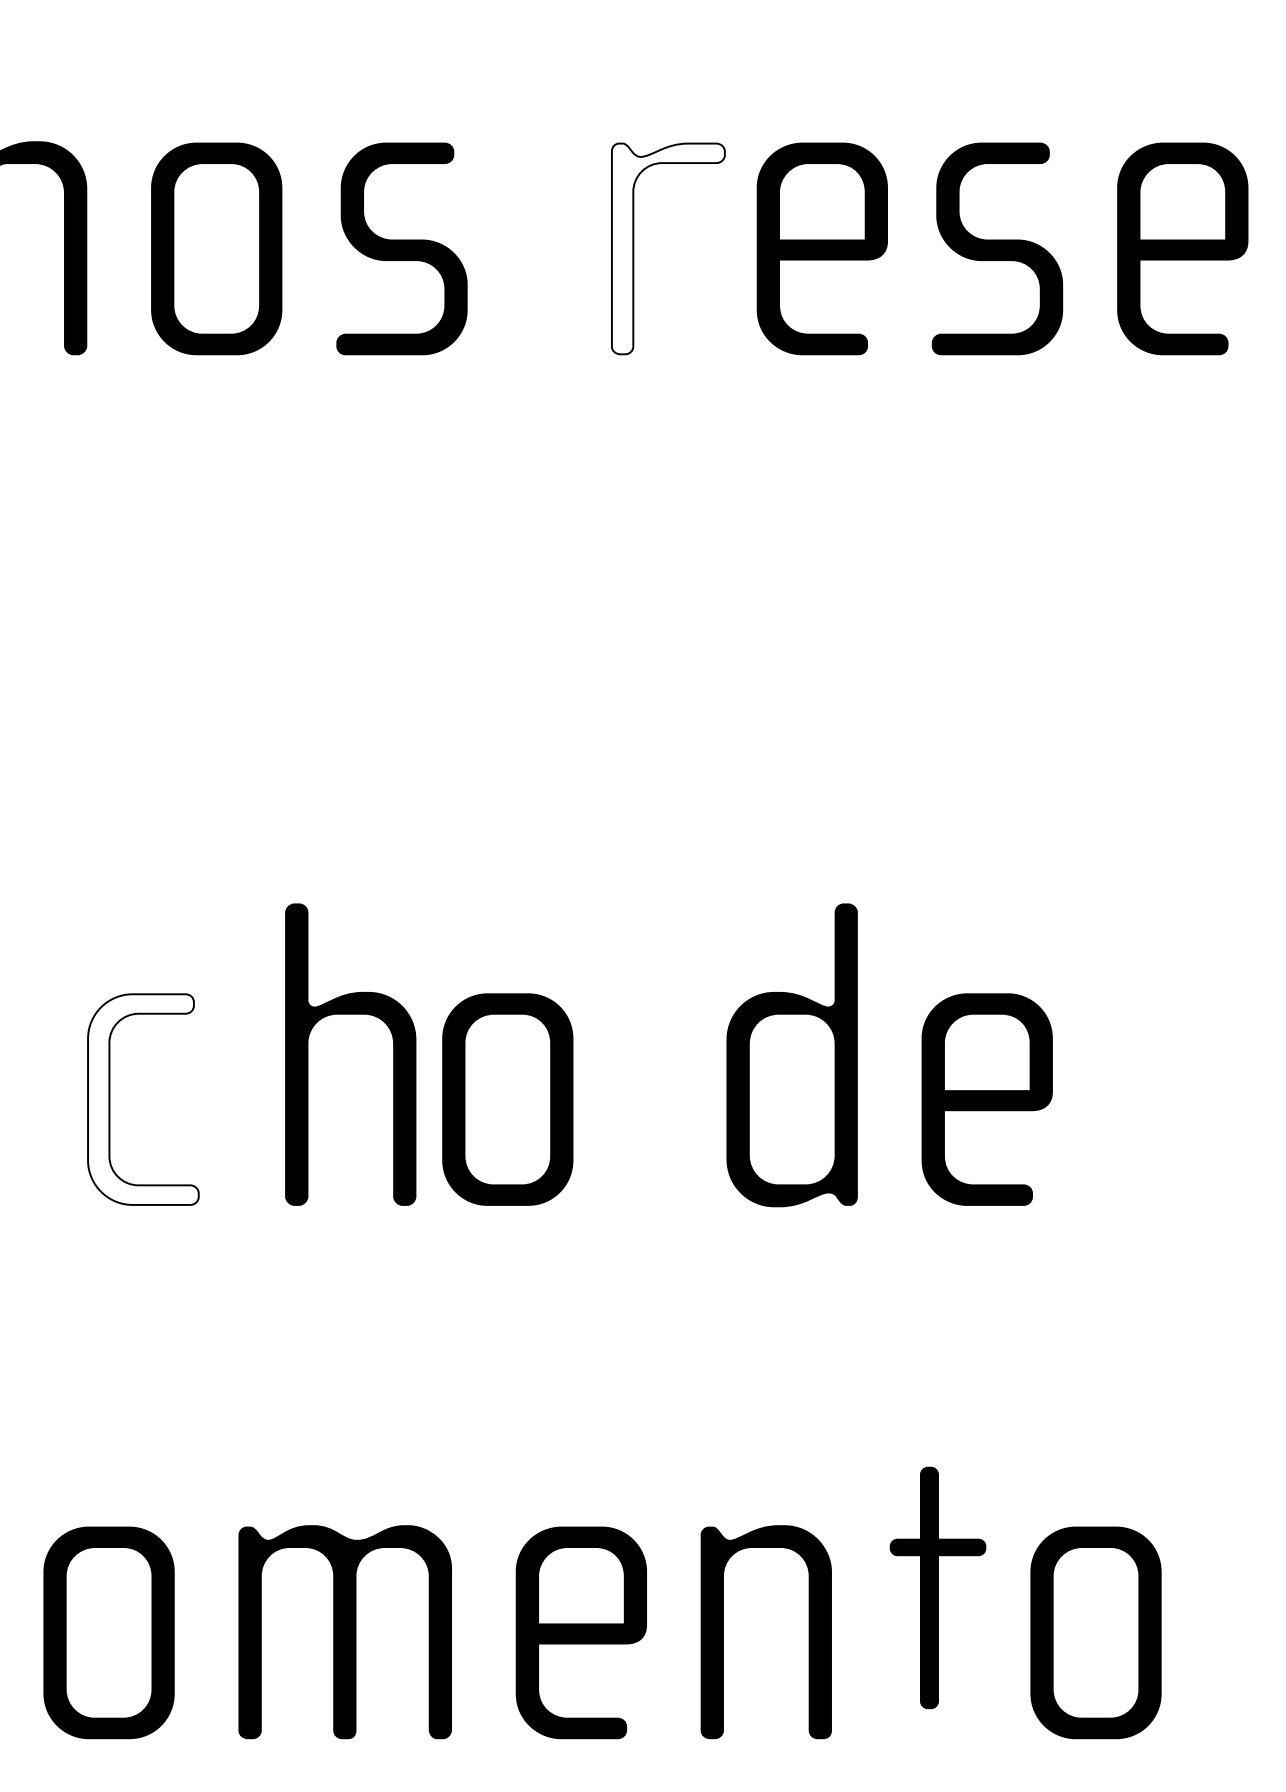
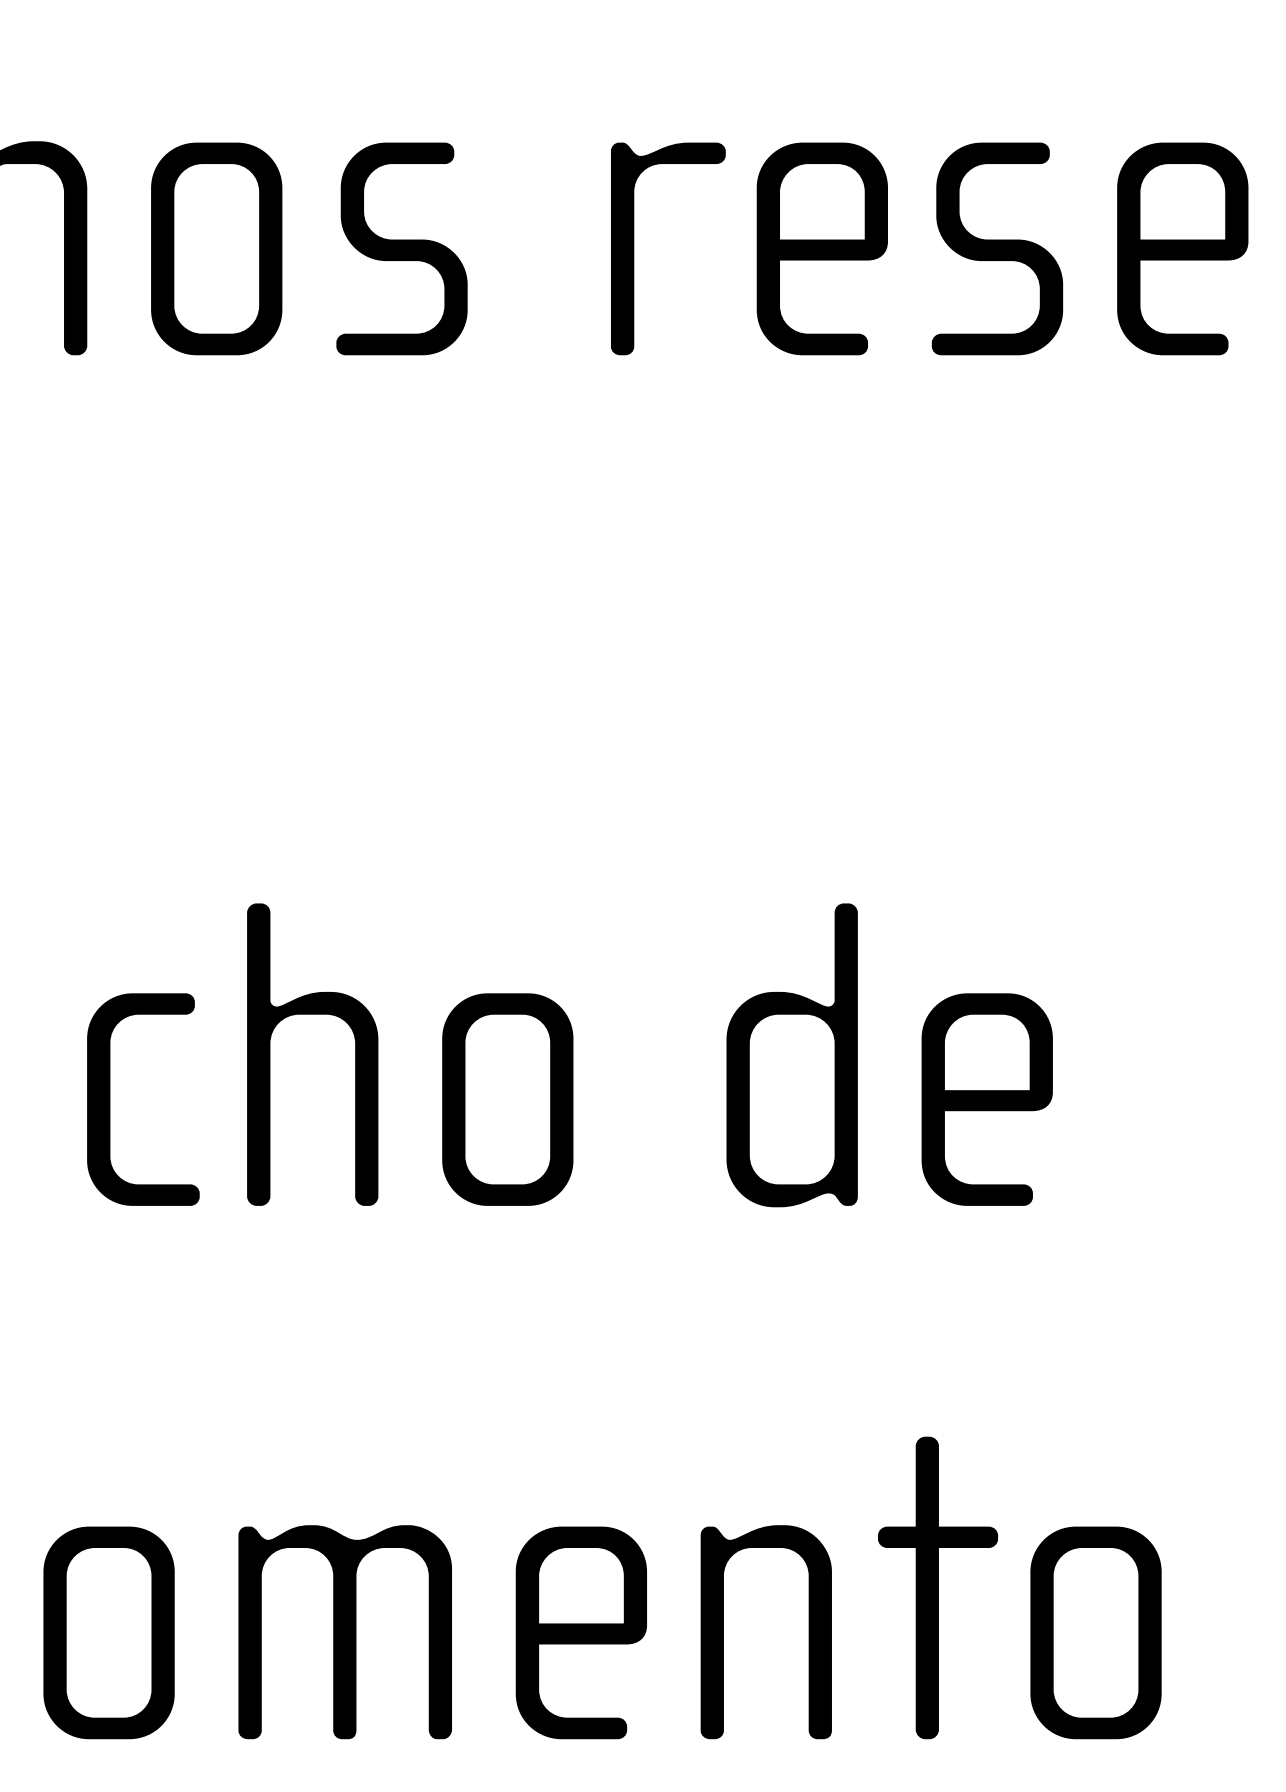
fill: none -> present (667, 248)
part position: (350, 1014) -> (312, 1014) (312, 1014)
fill: none -> present (143, 1099)
part size: 98x244 px -> 120x304 px (937, 1587)
